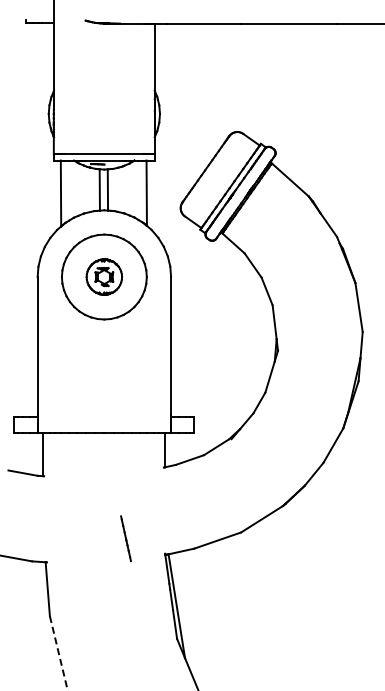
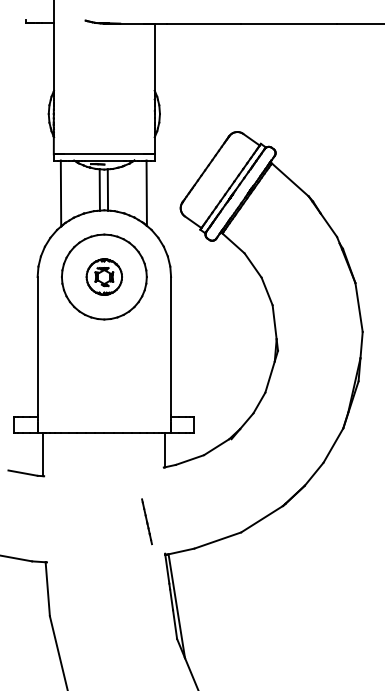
line position: (125, 538) -> (146, 521) (146, 521)
line: dashed -> solid (58, 653)
